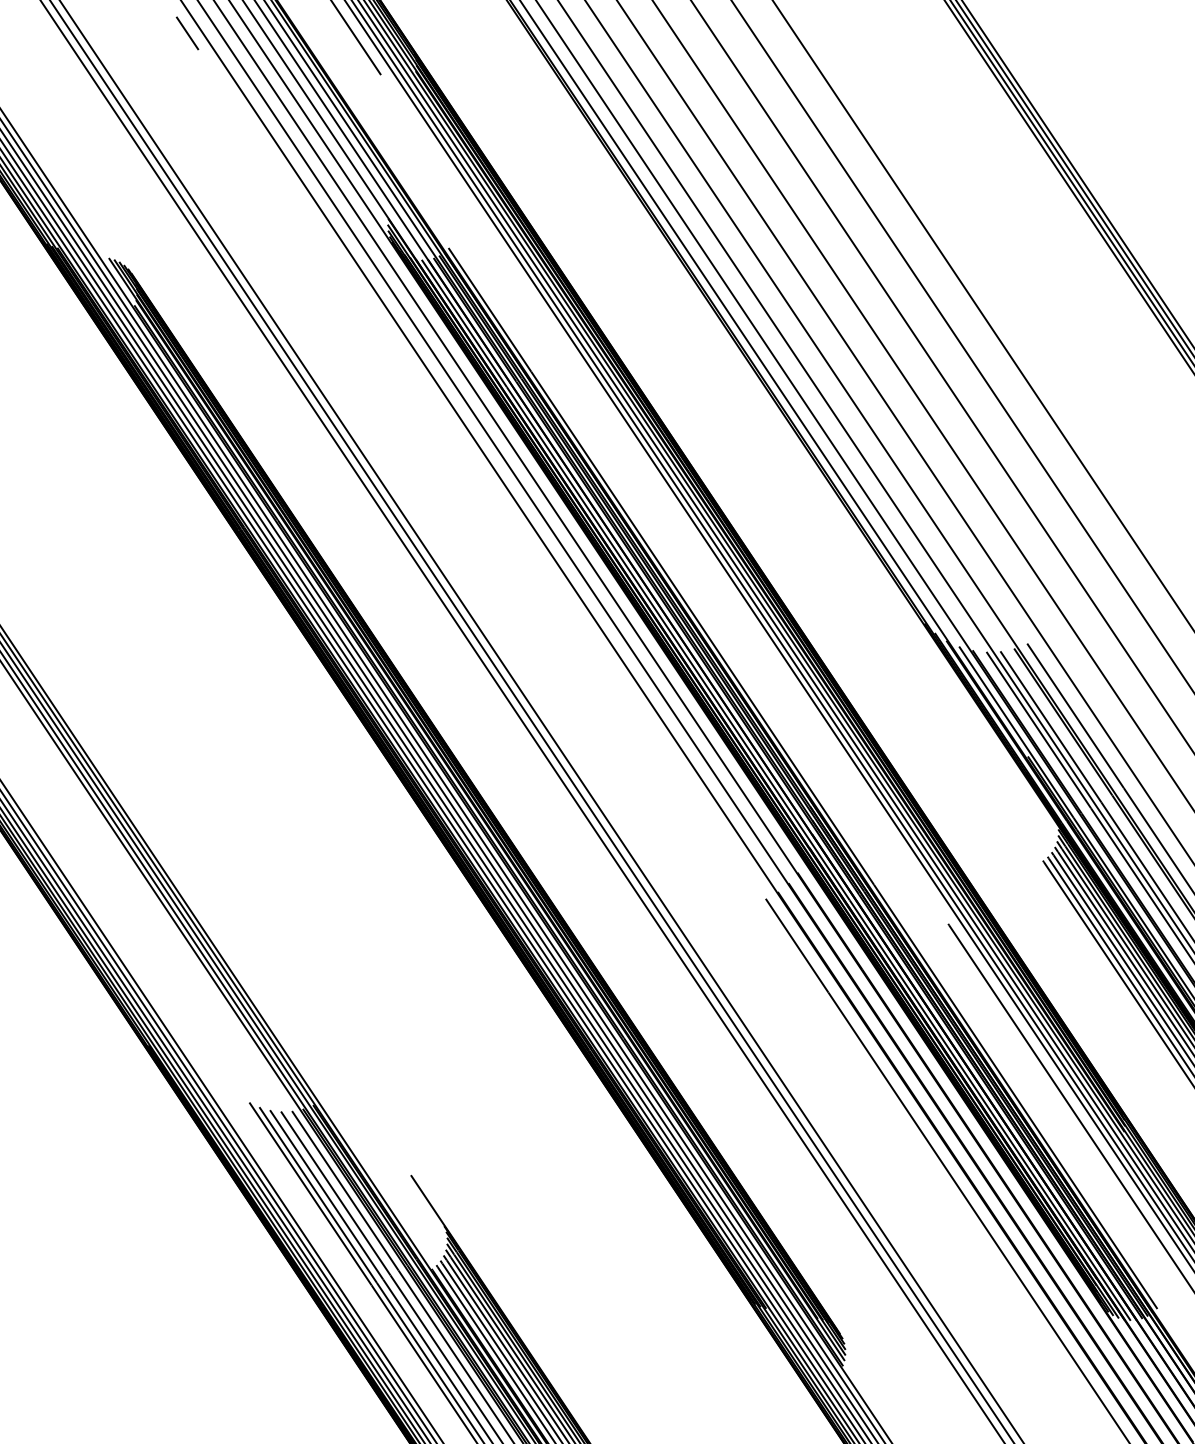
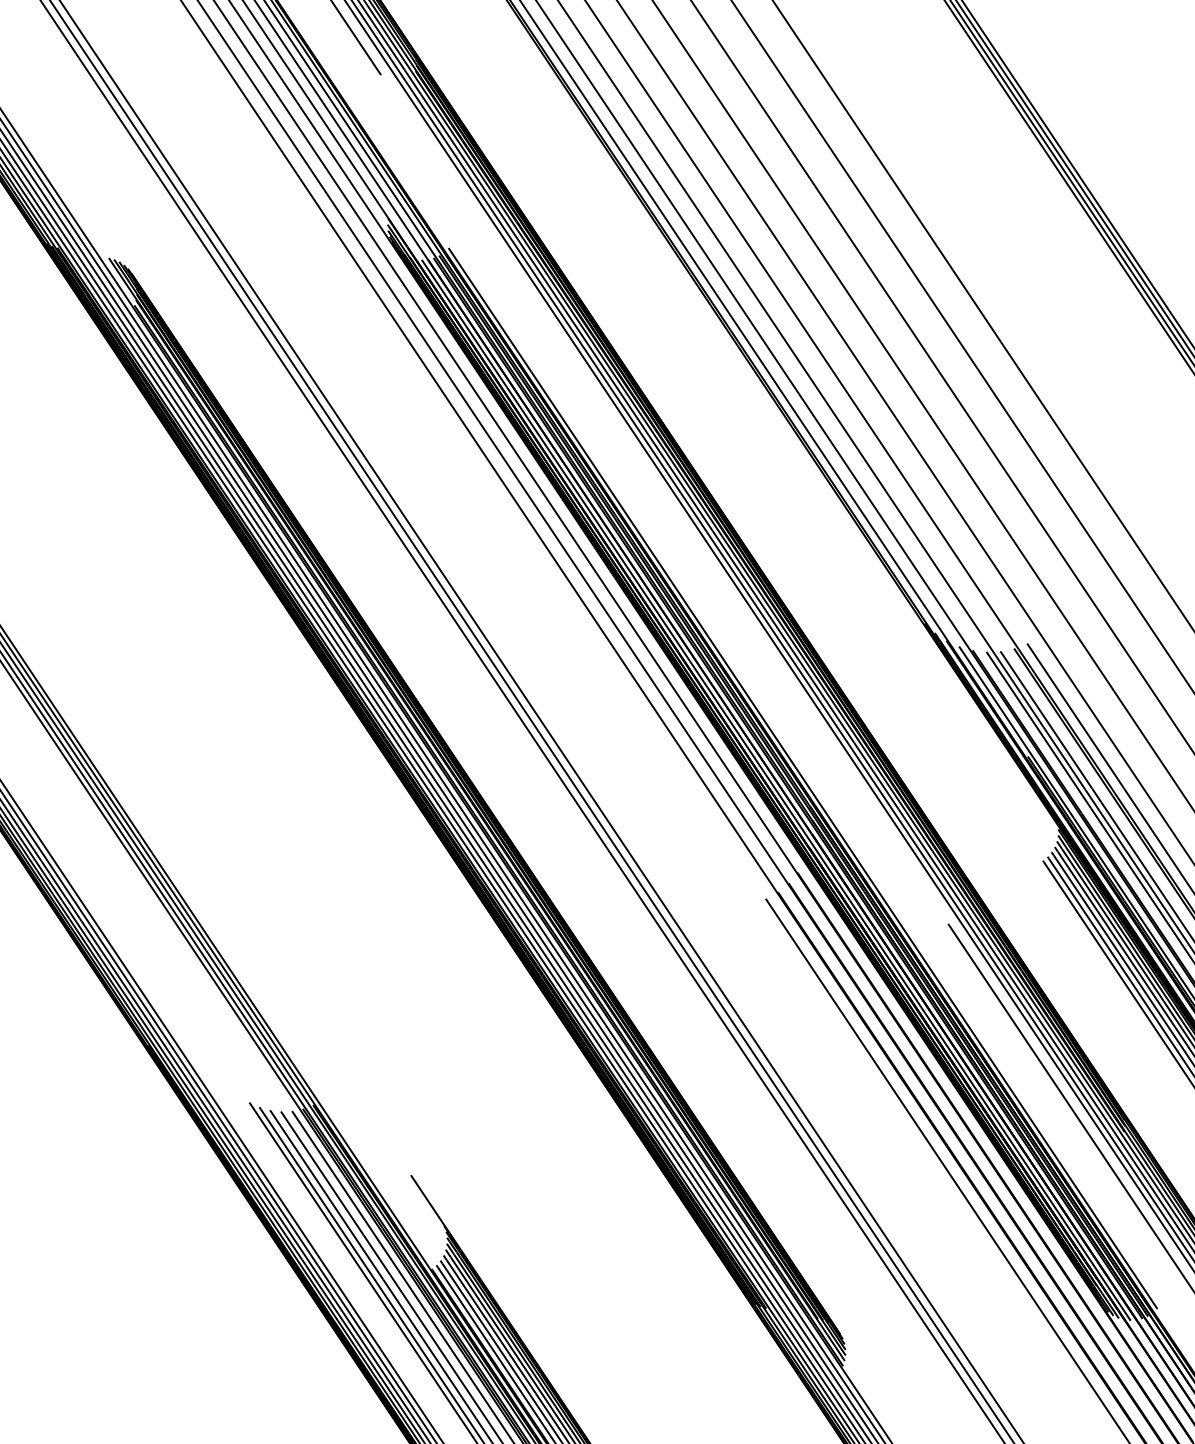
line: present -> none (187, 33)
